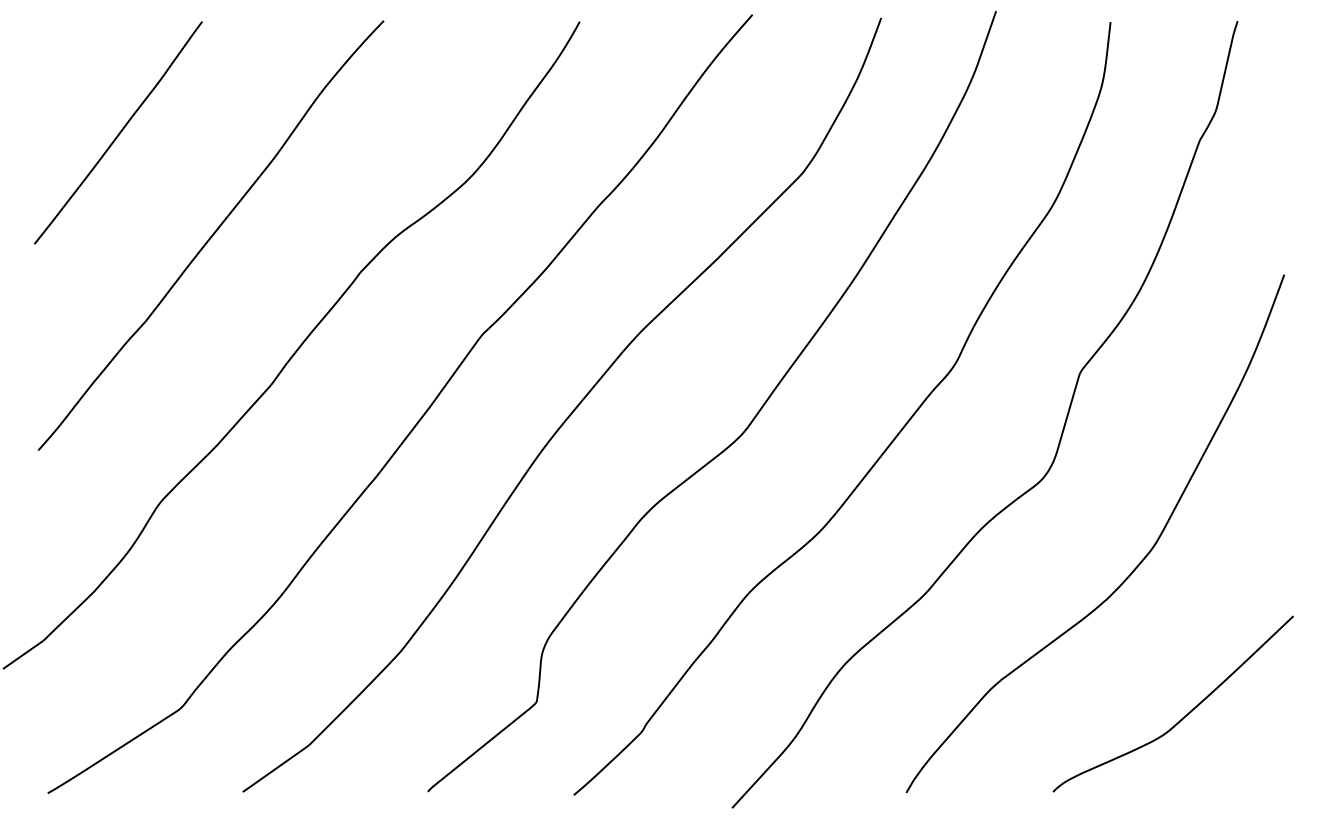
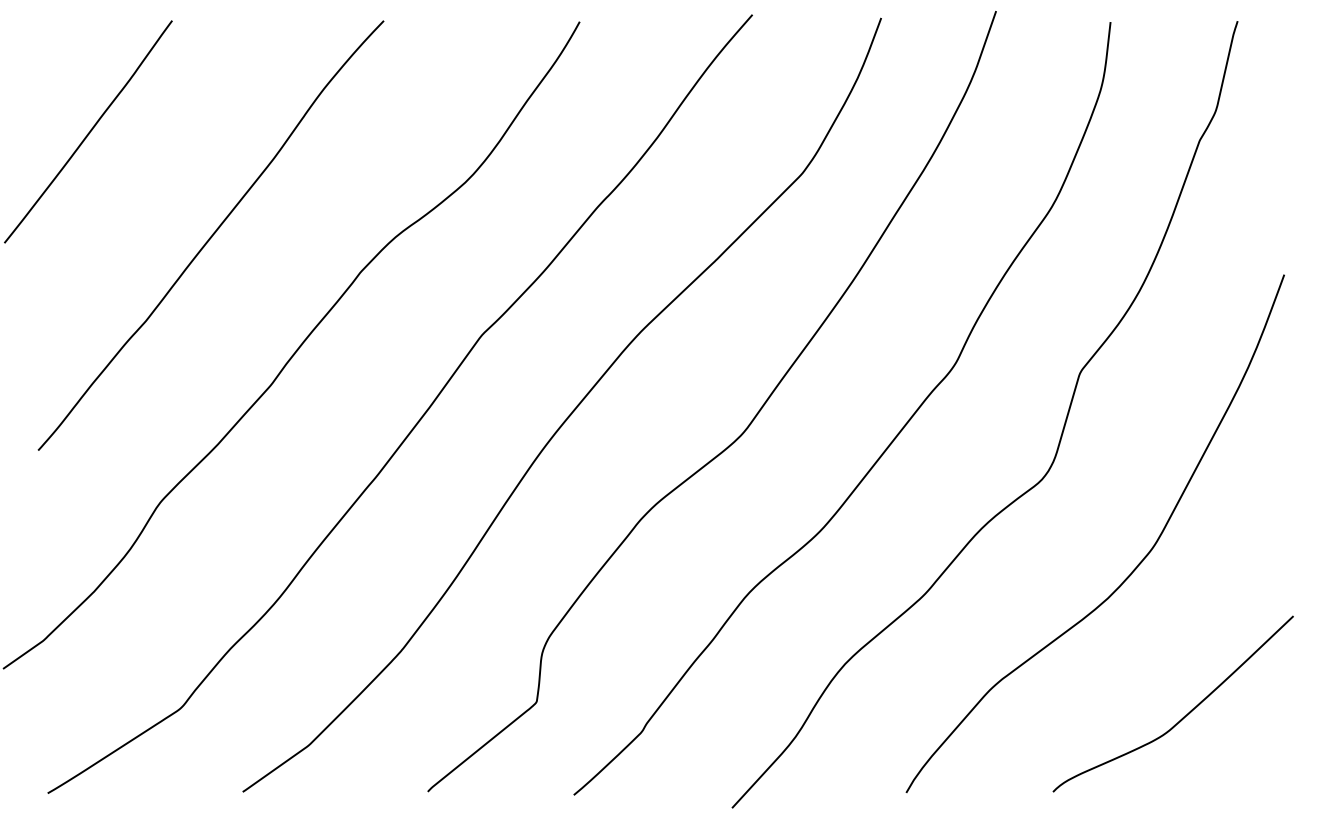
curve position: (119, 132) -> (89, 131) (89, 131)
